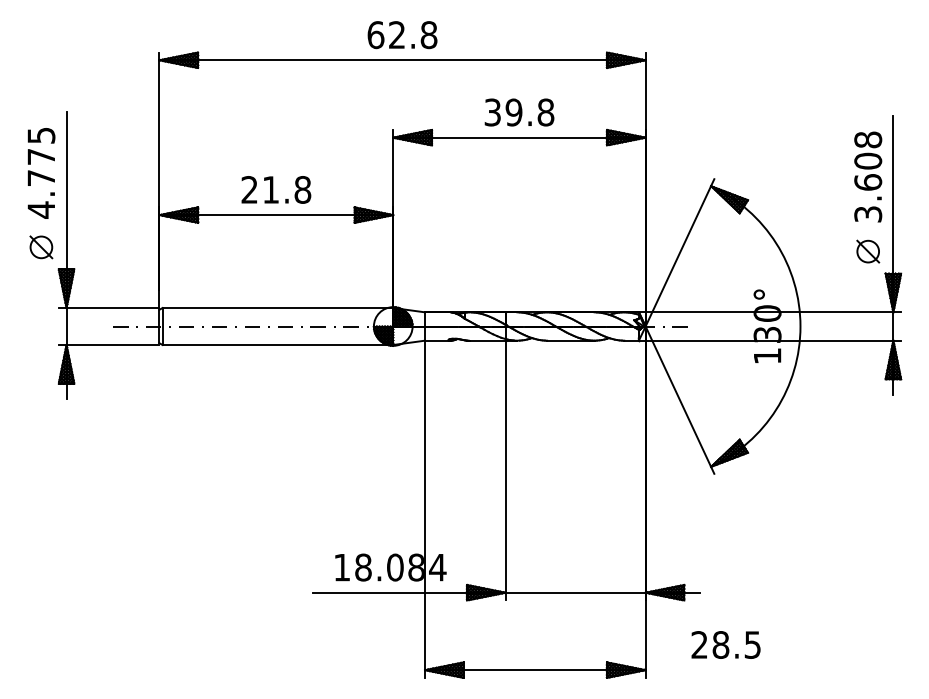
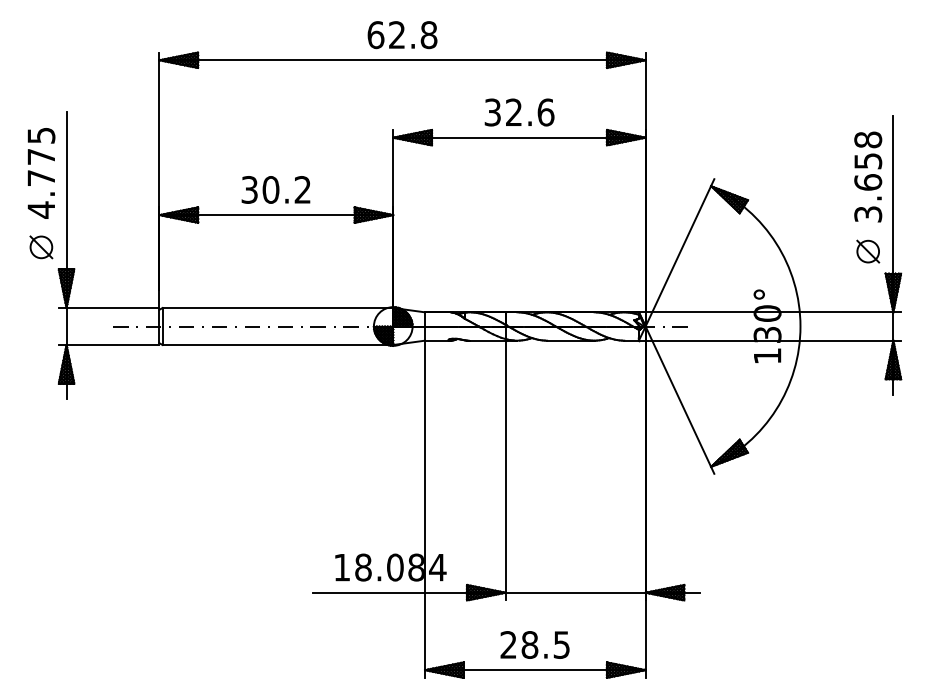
text: 39.8 -> 32.6 (529, 112)
text: 3.608 -> 3.658 (868, 160)
text: 21.8 -> 30.2 (276, 189)
text position: (725, 644) -> (534, 644) (534, 644)
